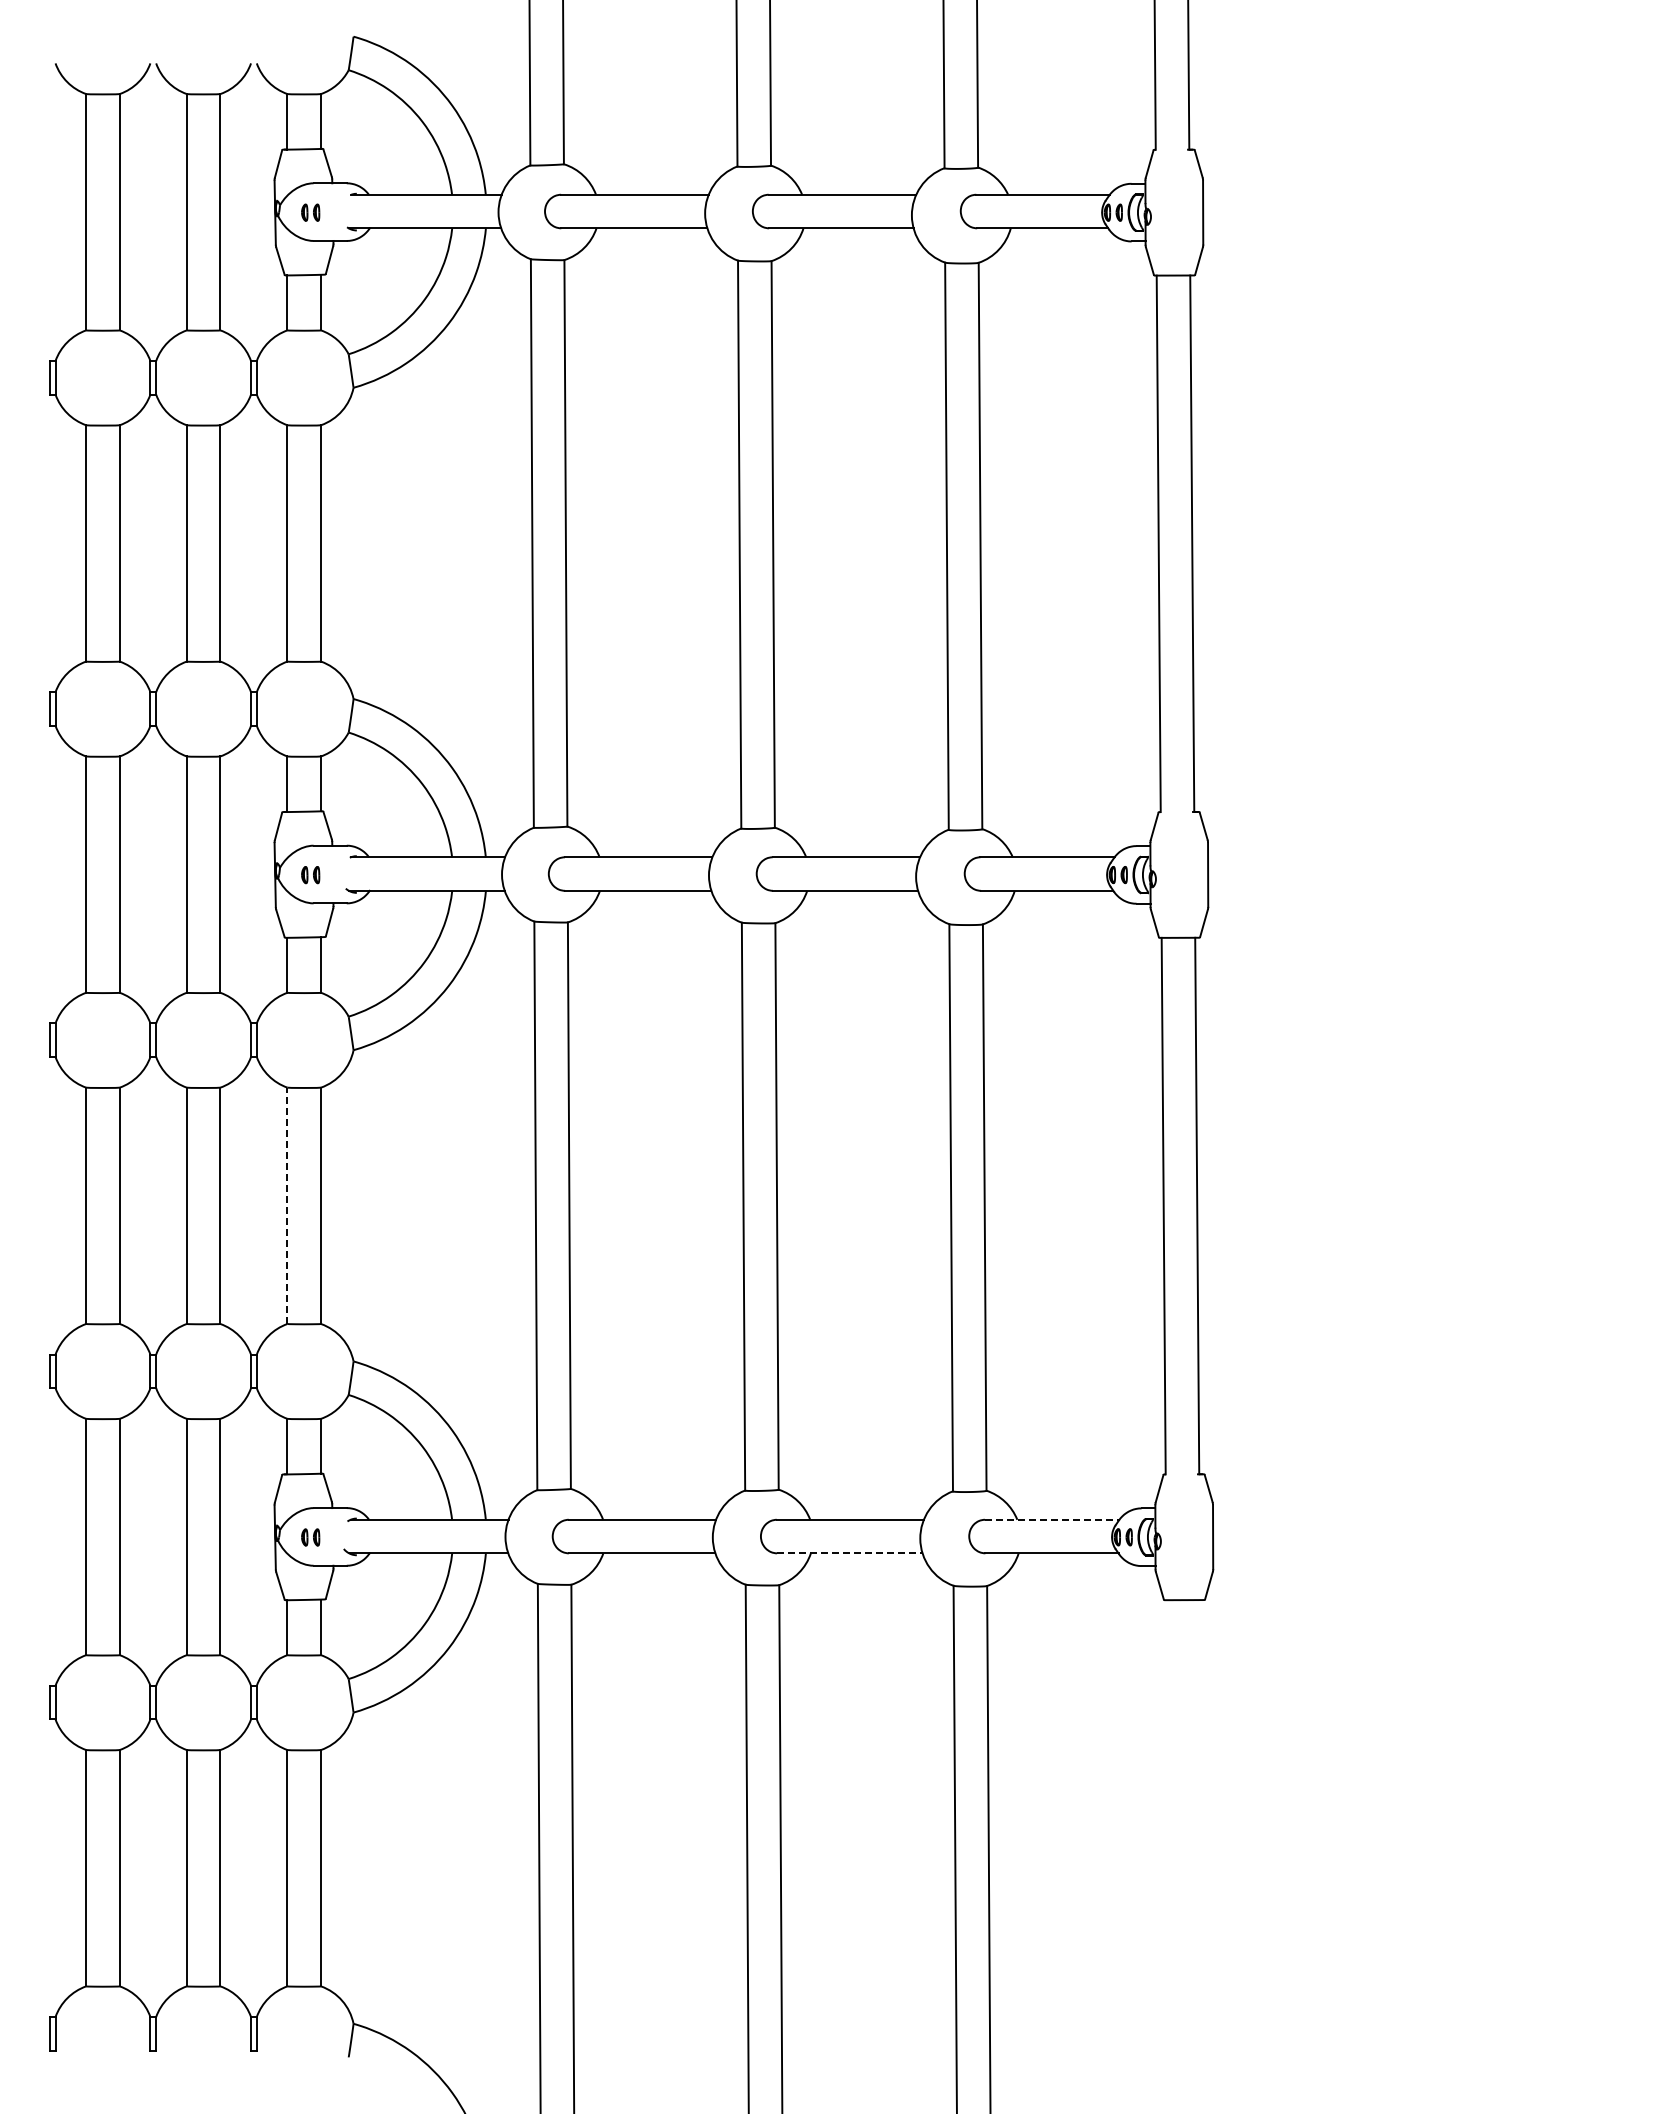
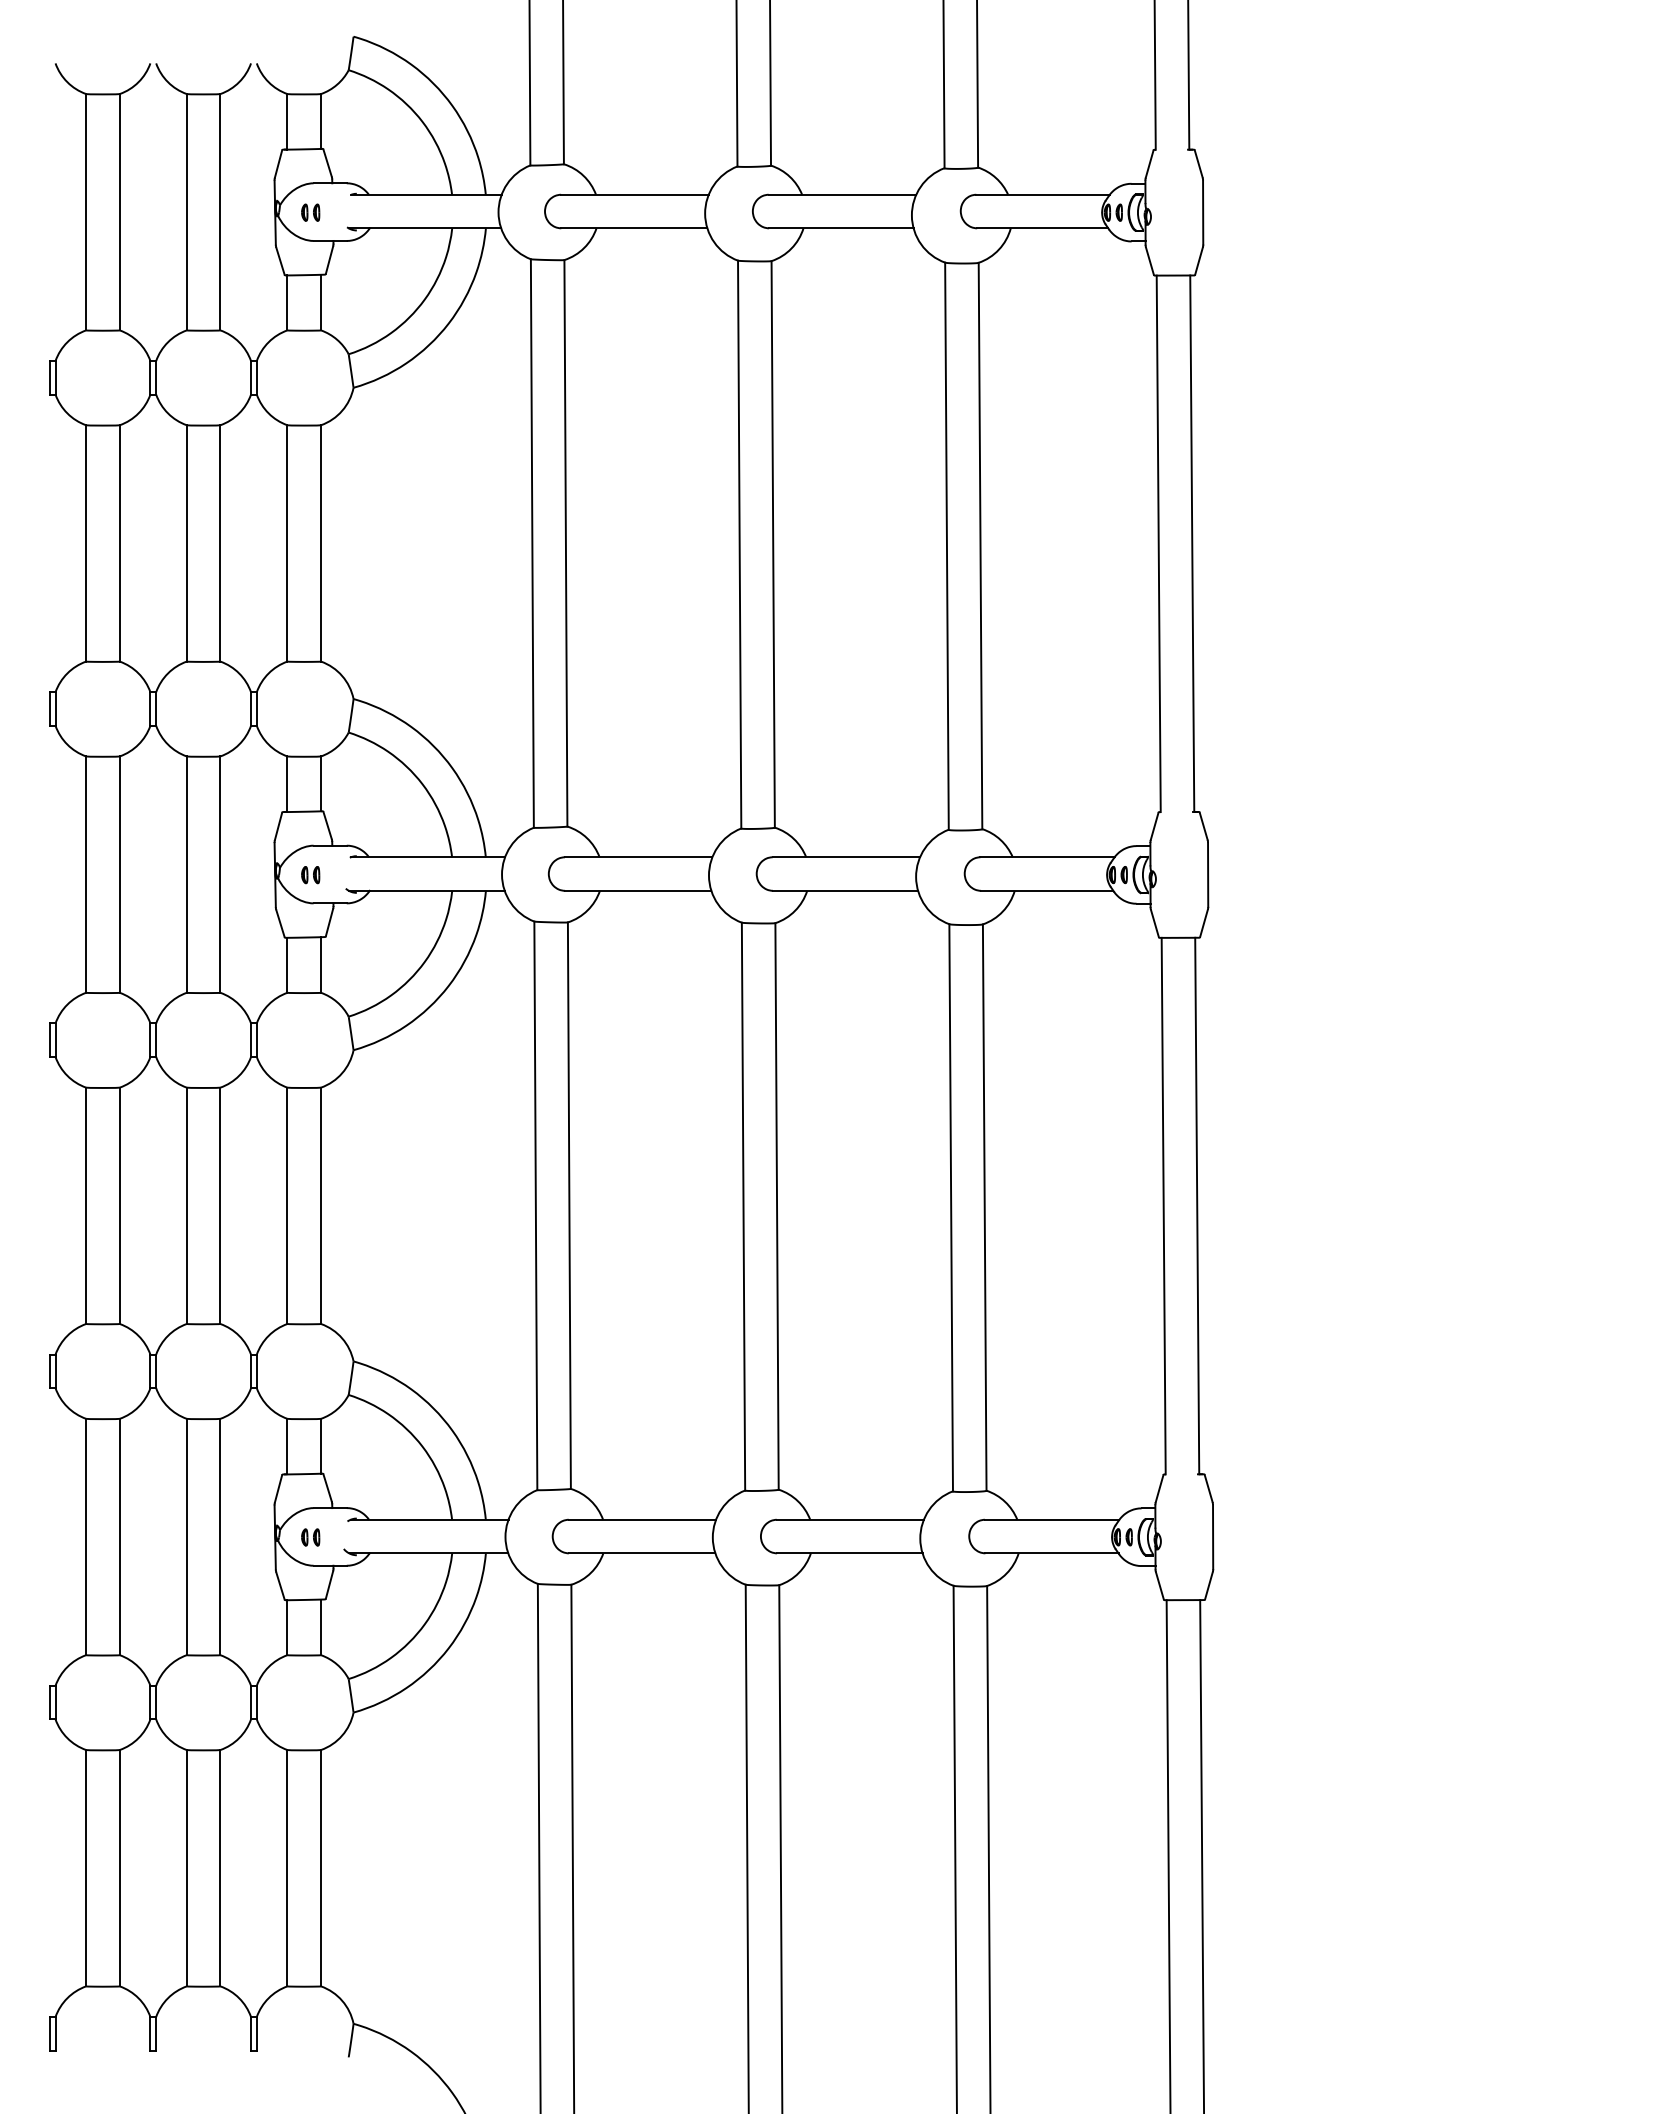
line: dashed -> solid (287, 1205)
line: dashed -> solid (1052, 1519)
line: dashed -> solid (849, 1553)
line: none -> present (1168, 1855)
line: none -> present (1202, 1855)
